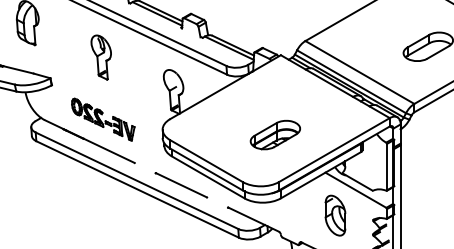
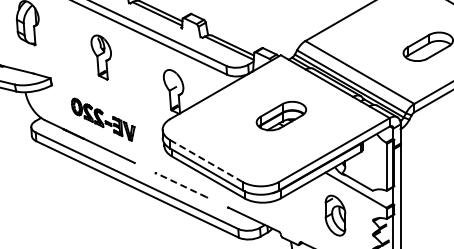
part position: (274, 135) -> (280, 116) (280, 116)
line: solid -> dashed (206, 161)
line: solid -> dashed (181, 185)
